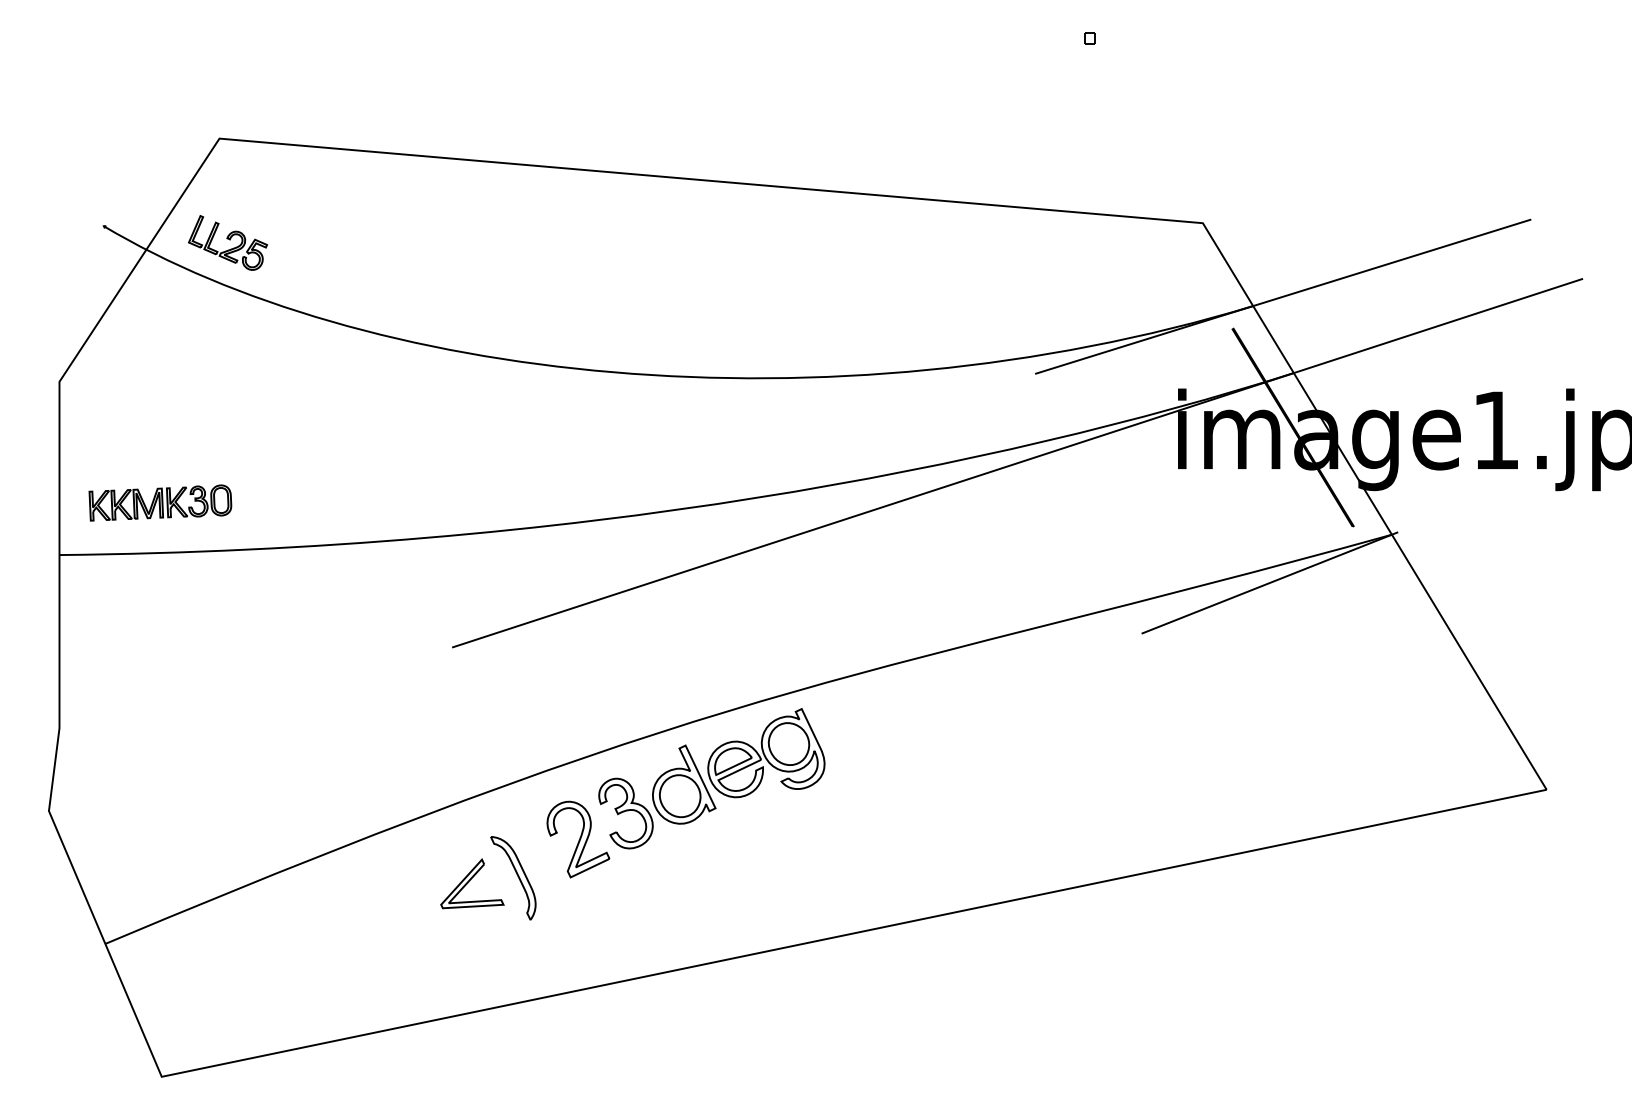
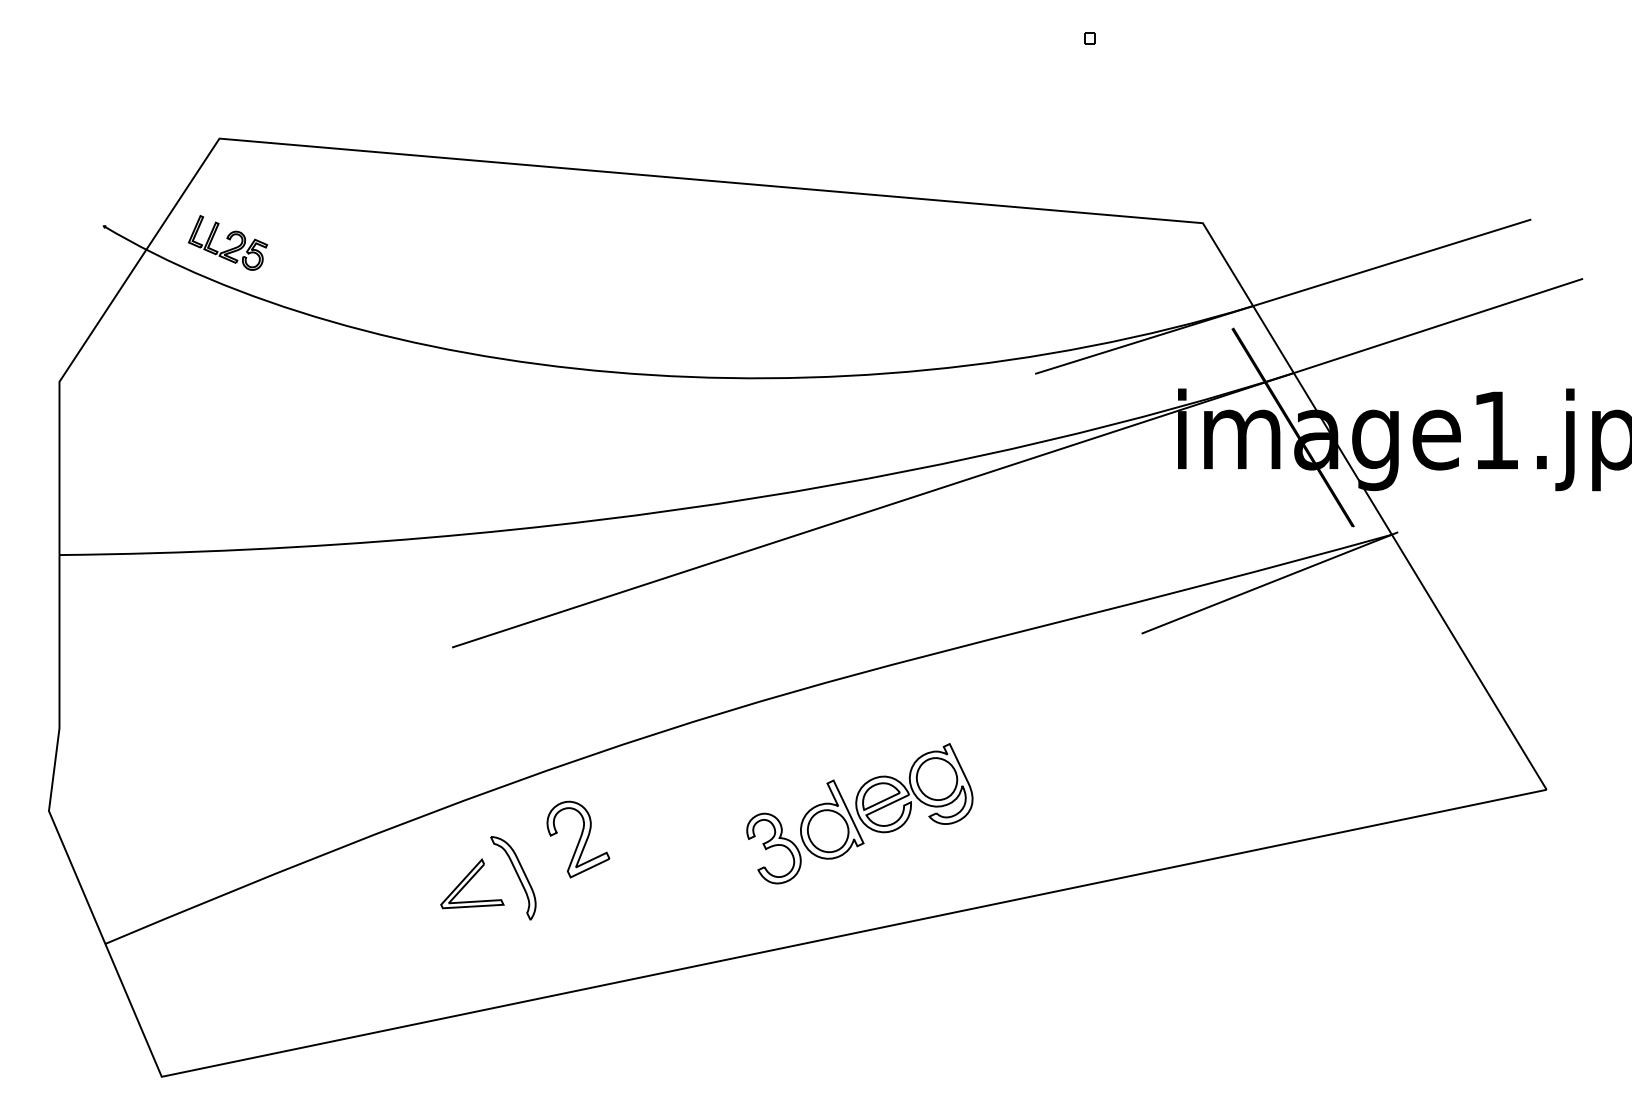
part: present -> none (160, 502)
part position: (711, 778) -> (859, 813) (859, 813)
